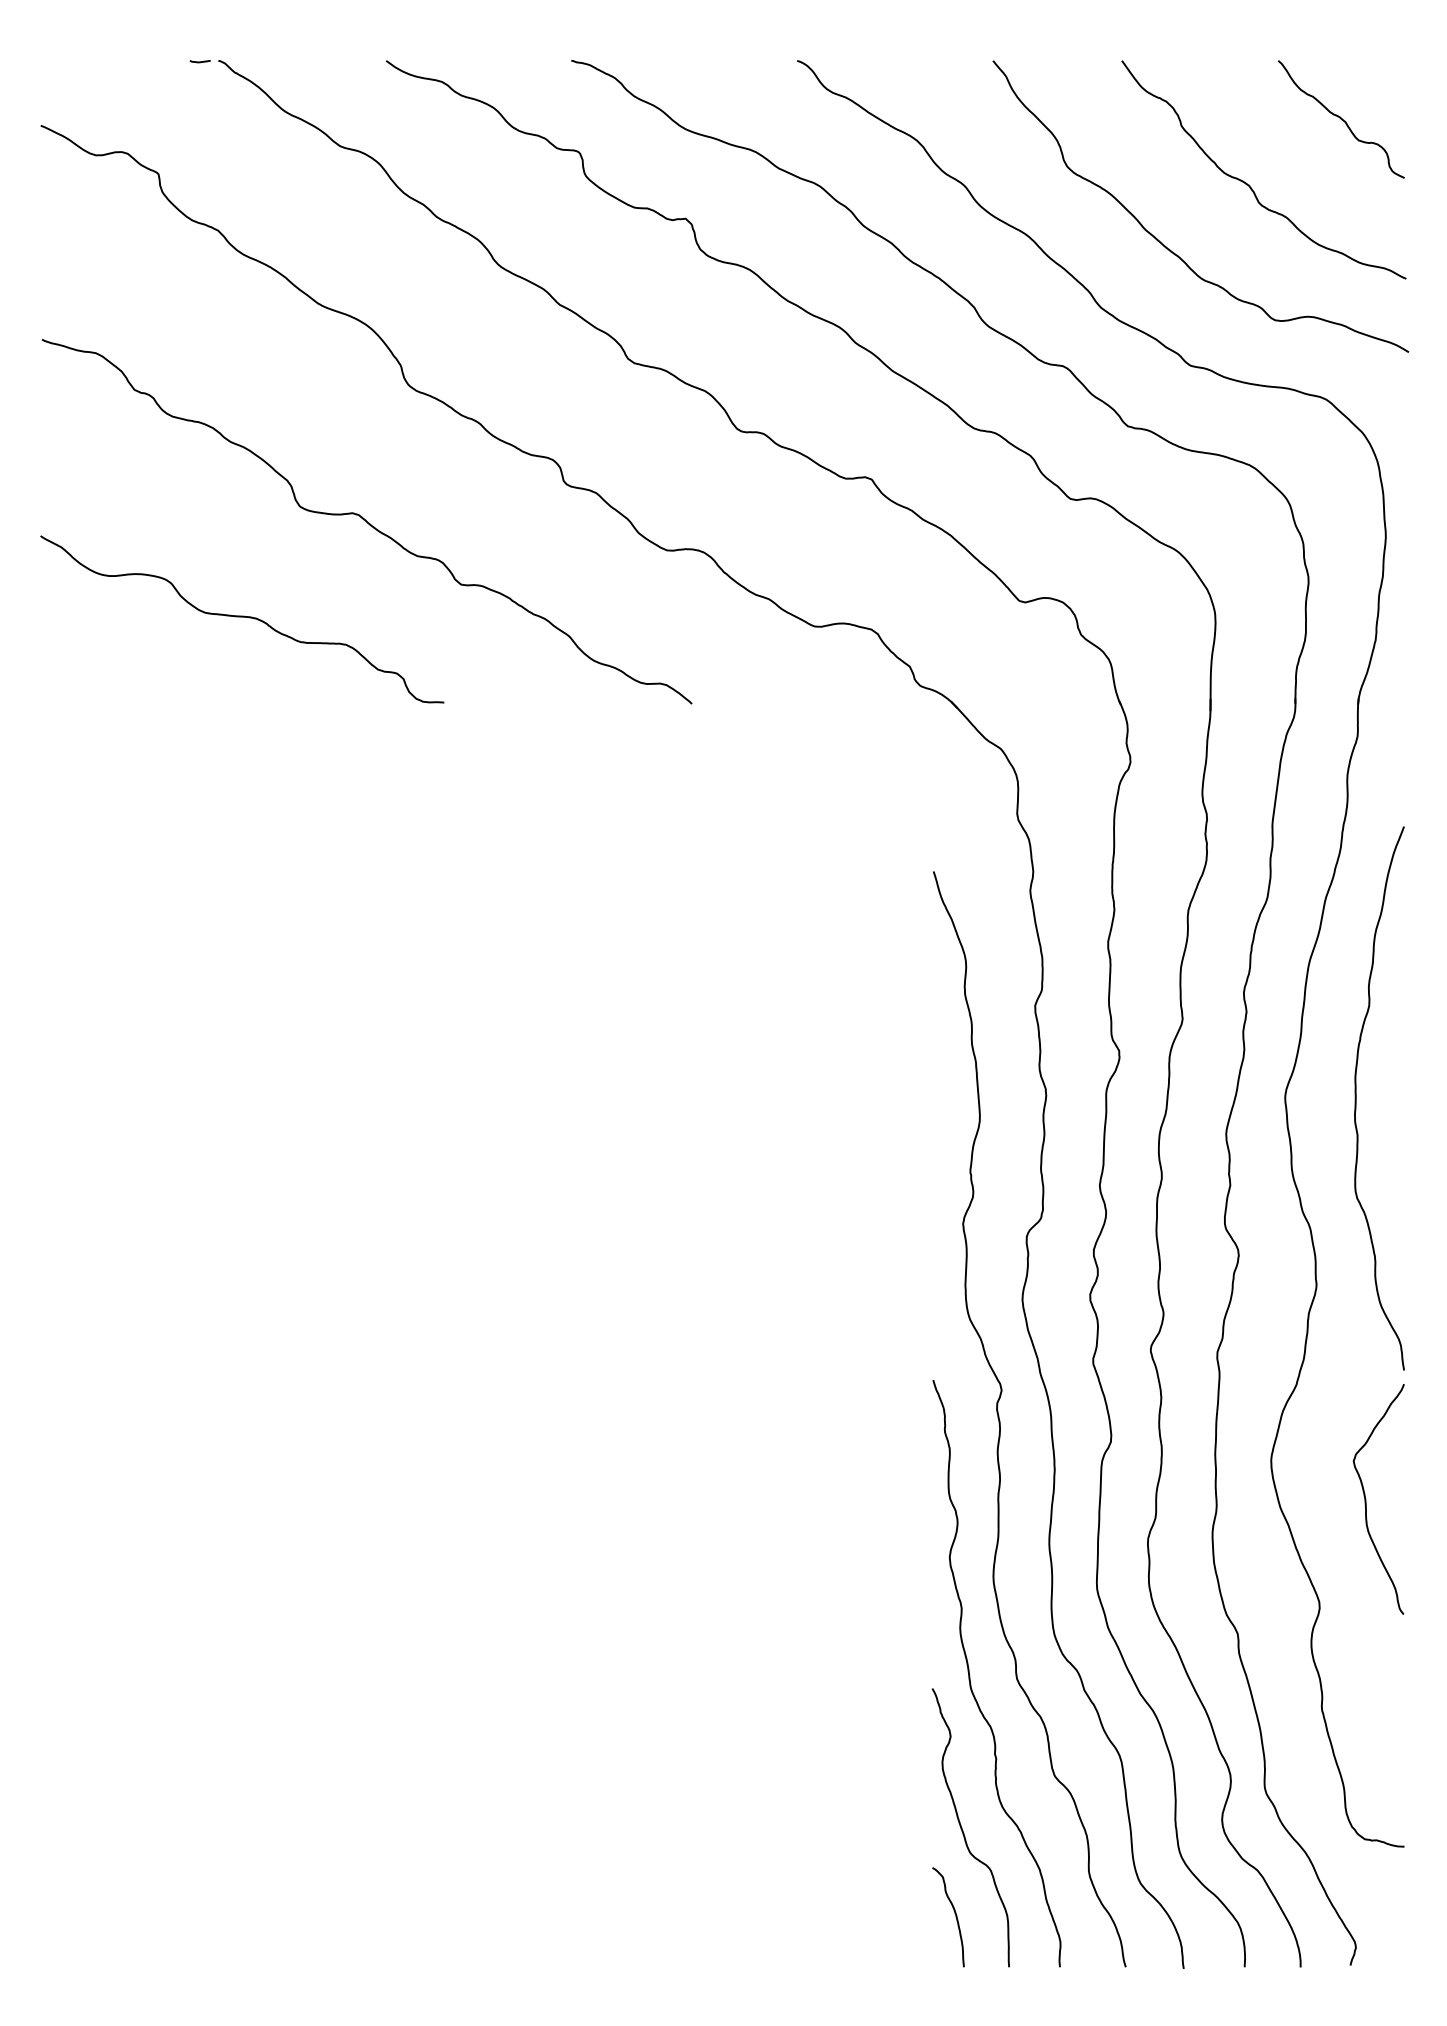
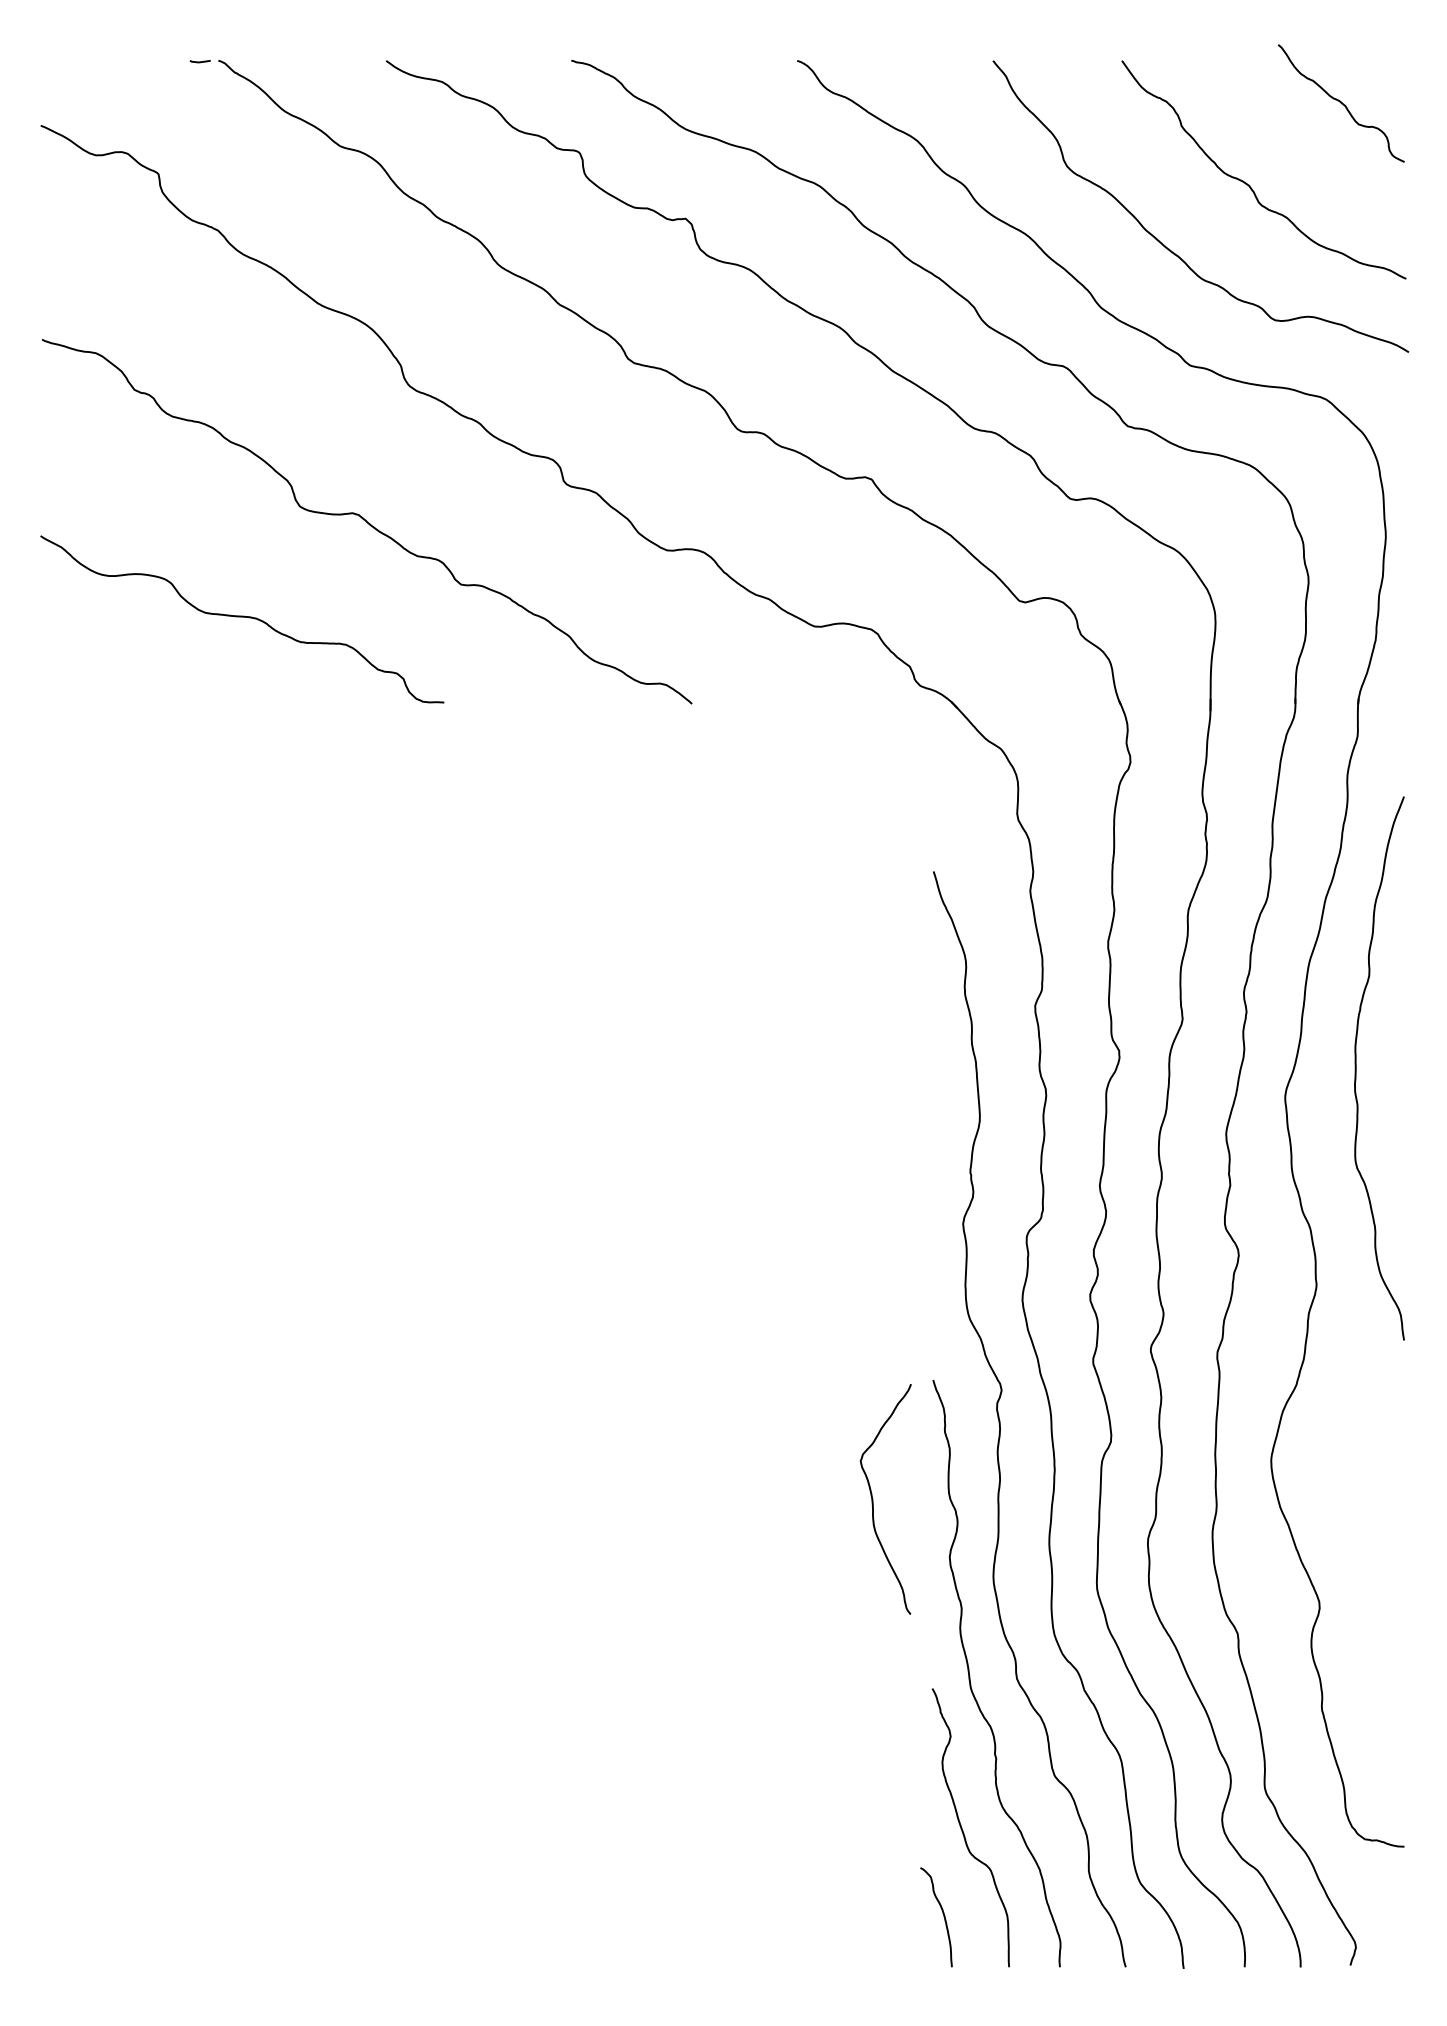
curve position: (1341, 119) -> (1341, 103) (1341, 103)
curve position: (1356, 1098) -> (1356, 1068) (1356, 1068)
curve position: (1366, 1499) -> (873, 1499) (873, 1499)
curve position: (955, 1917) -> (943, 1917) (943, 1917)
